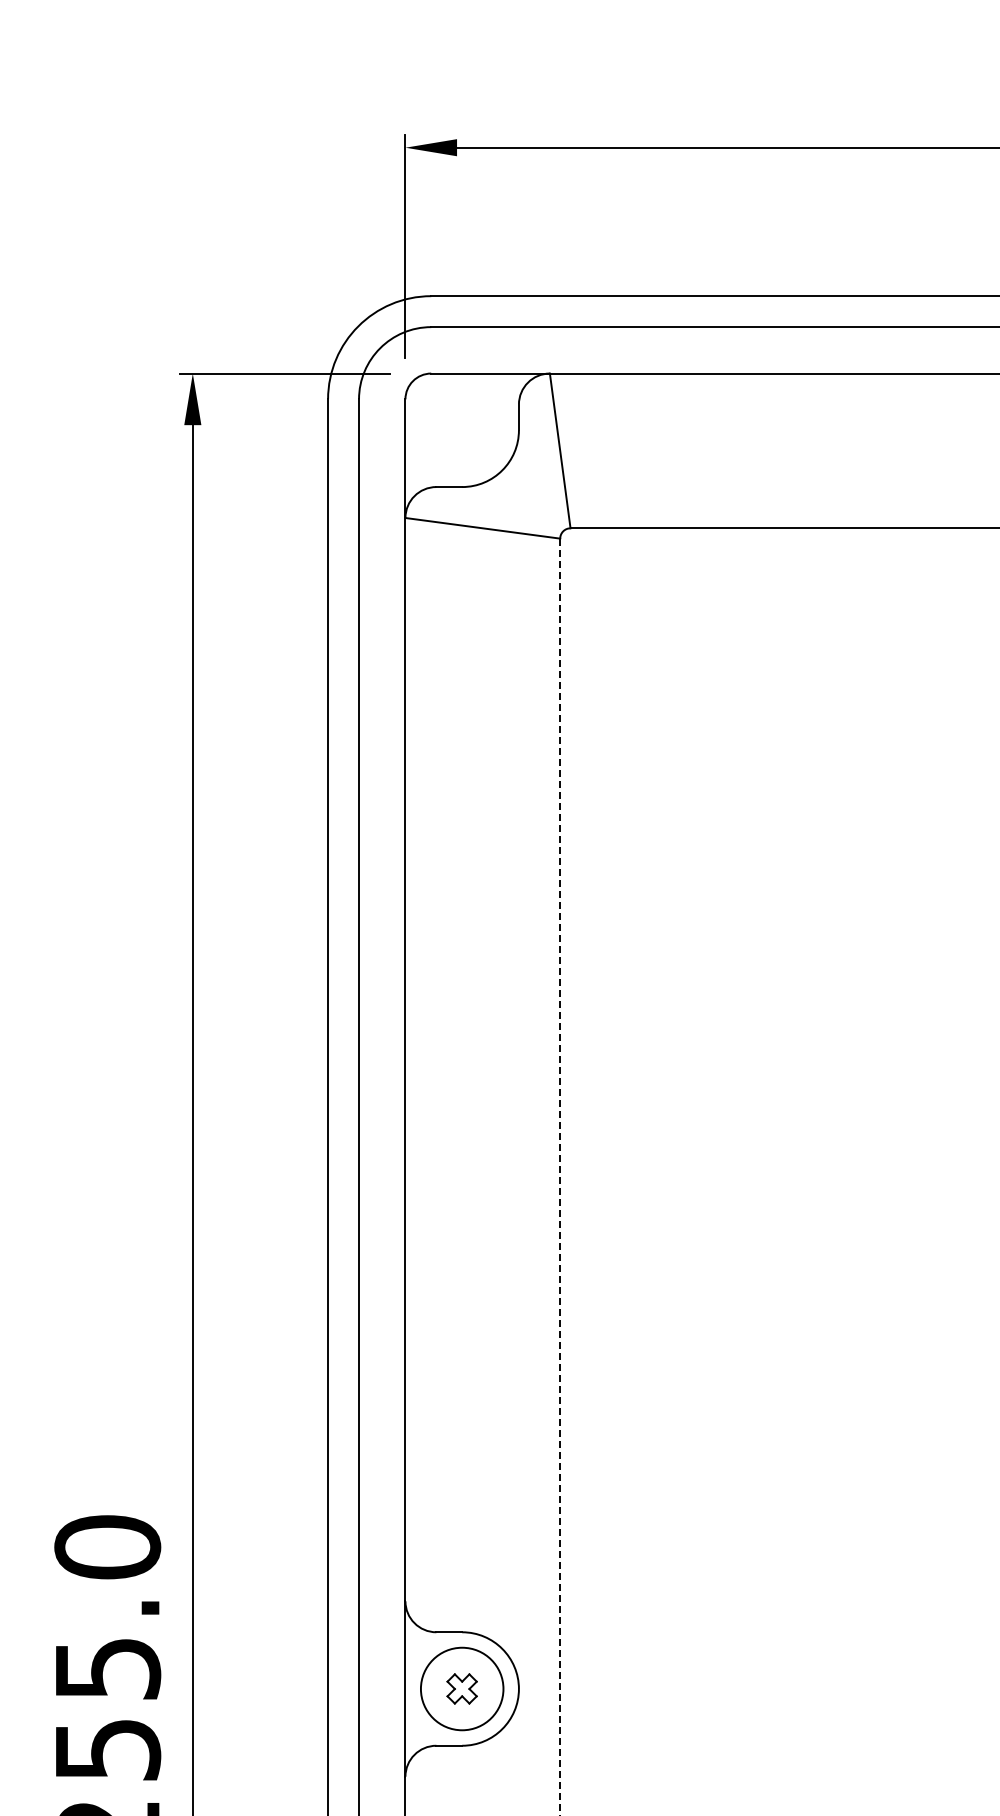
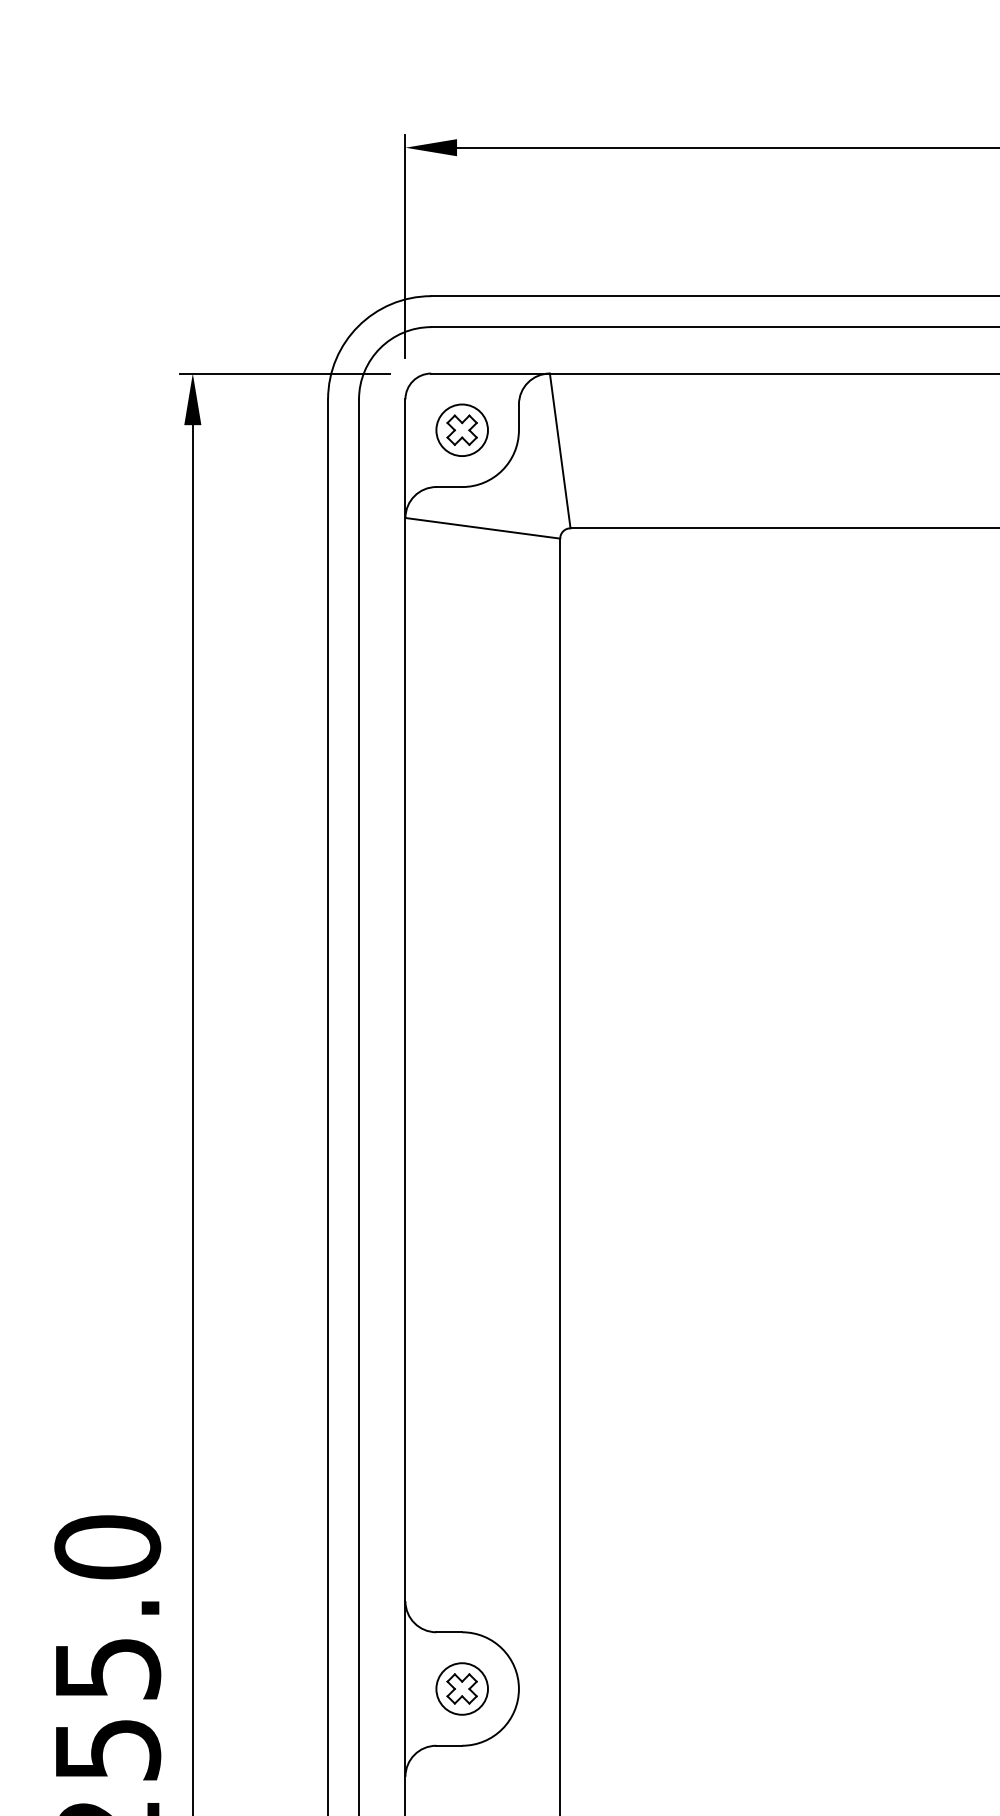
part: none -> present (461, 429)
line: dashed -> solid (560, 1177)
circle diameter: 83 px -> 52 px (462, 1688)
